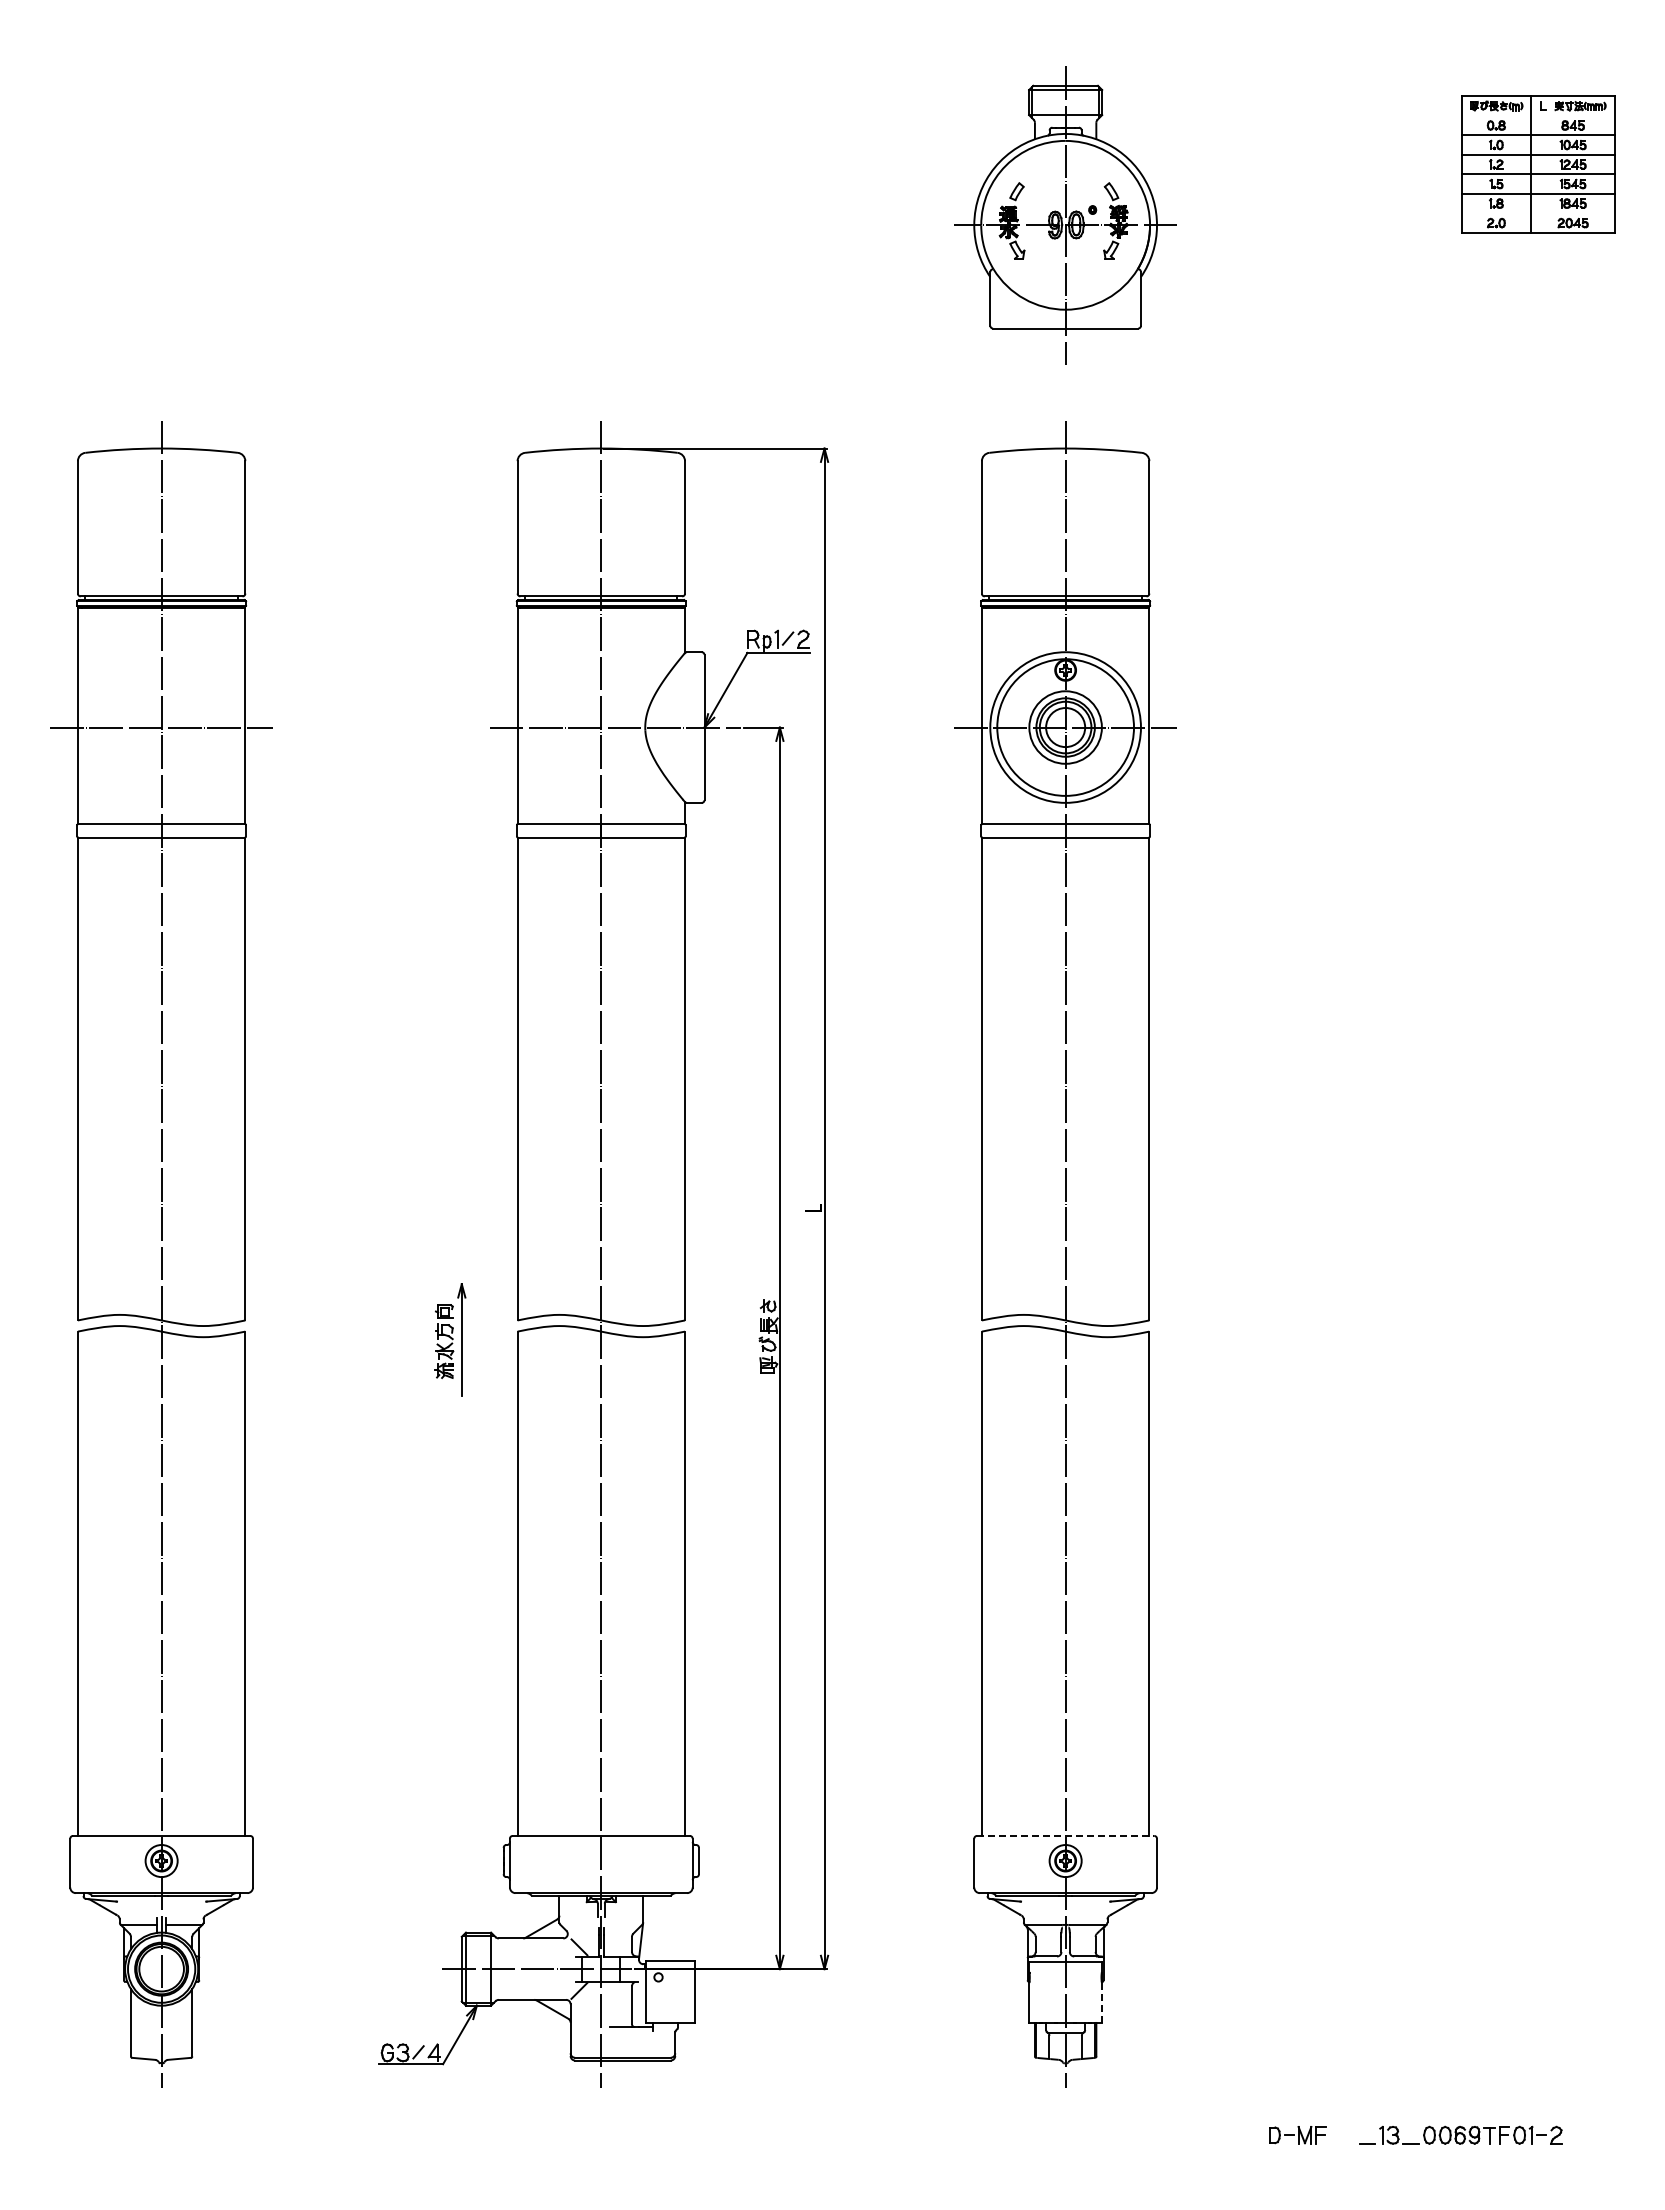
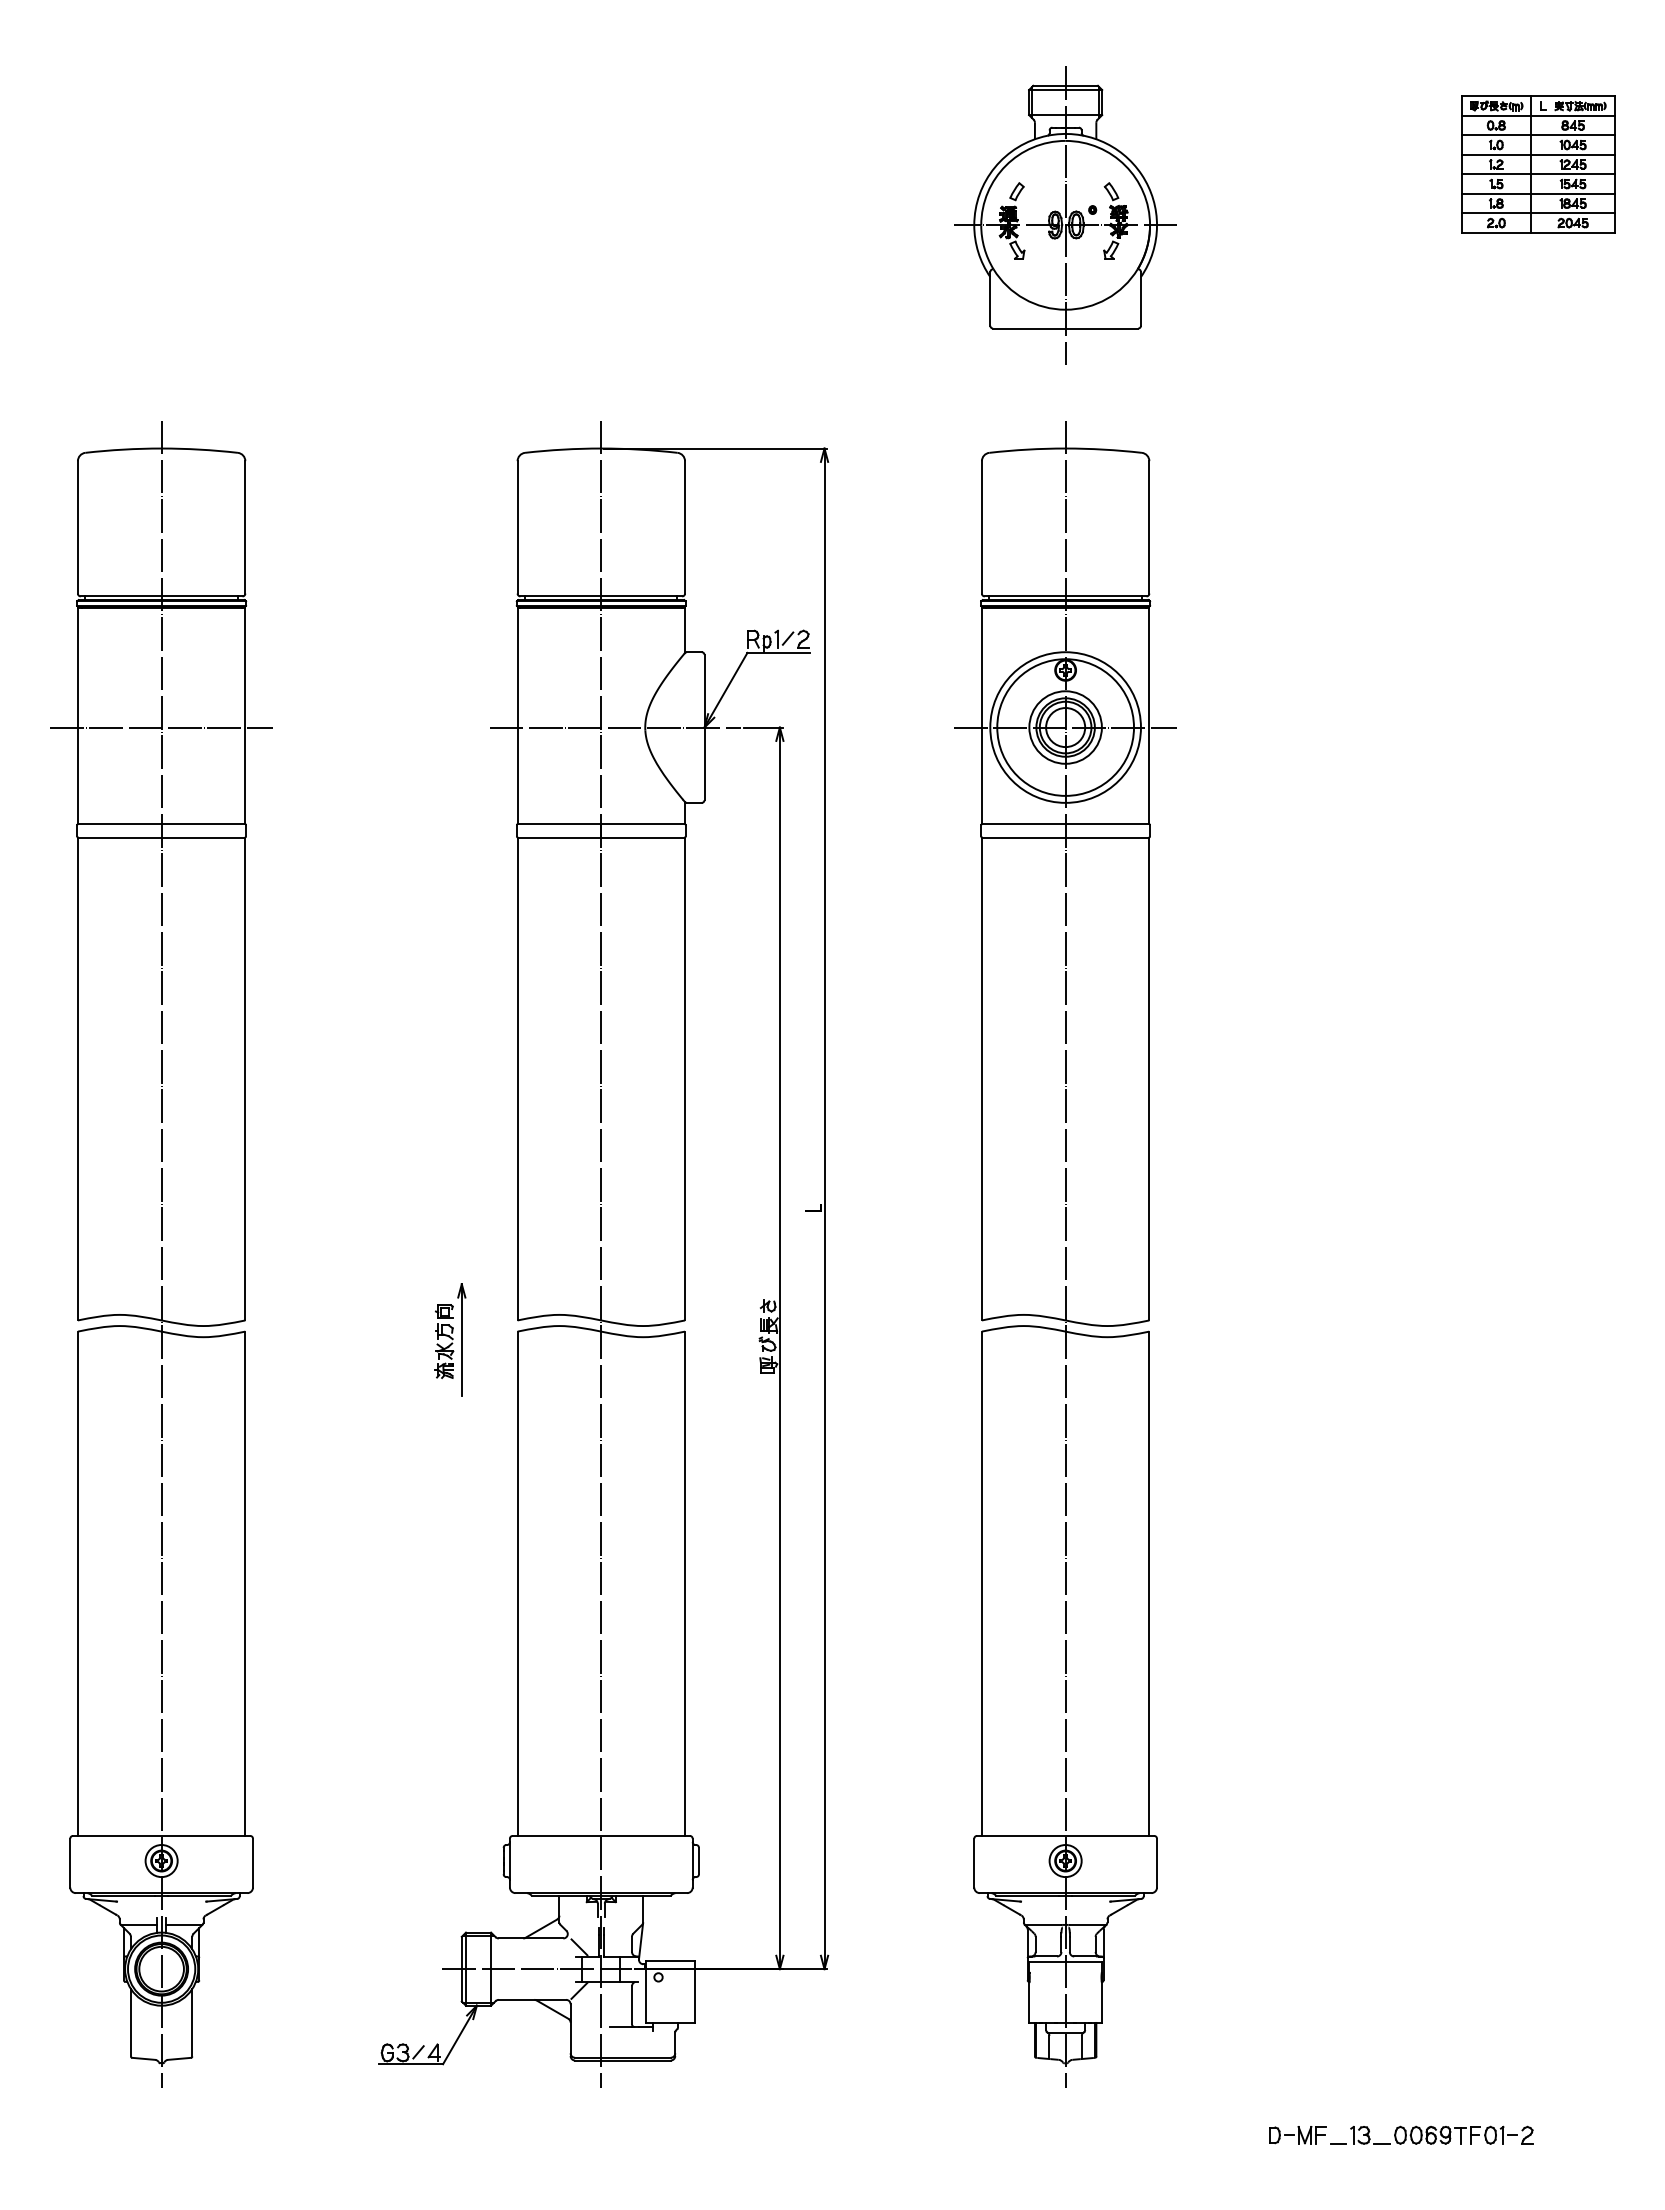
line: none -> present (1537, 115)
line: none -> present (1537, 213)
line: dashed -> solid (1065, 1835)
line: dashed -> solid (1101, 2002)
part position: (1460, 2134) -> (1431, 2134) (1431, 2134)
